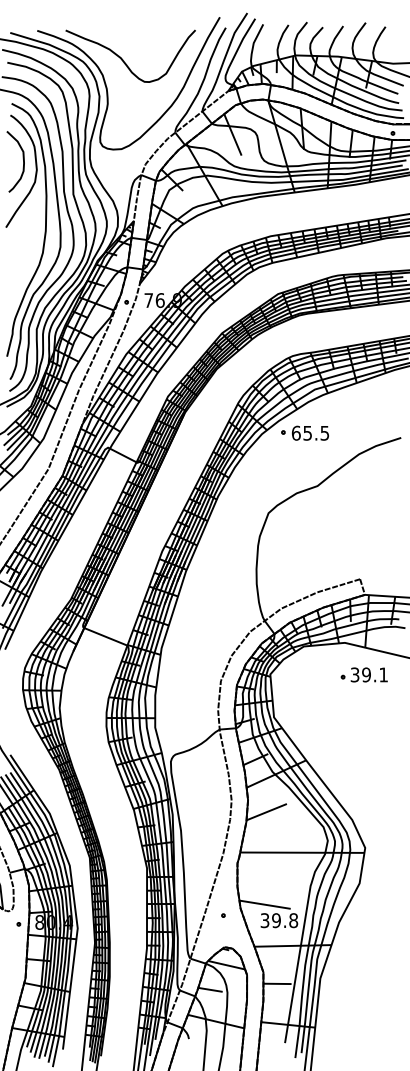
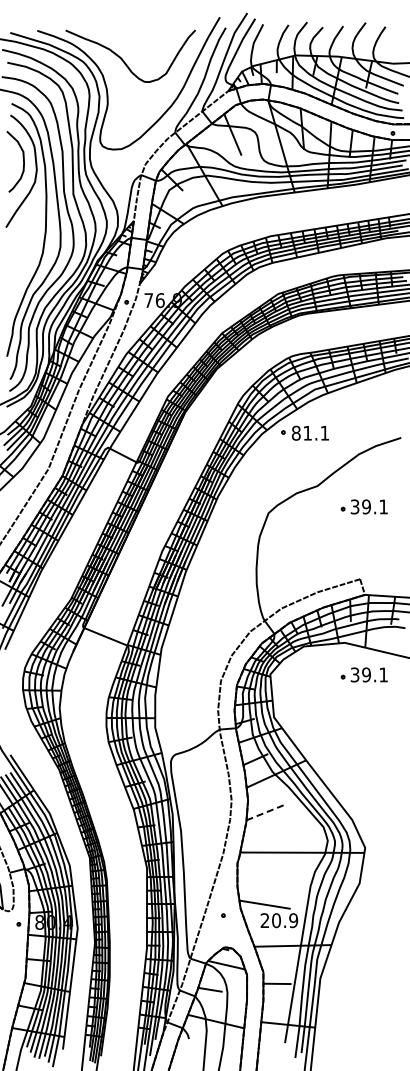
text: 65.5 -> 81.1 (310, 432)
part: none -> present (363, 506)
line: solid -> dashed (266, 812)
text: 39.8 -> 20.9 (279, 920)
